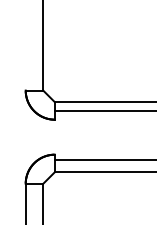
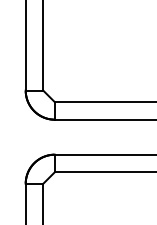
line: none -> present (25, 46)
line position: (103, 110) -> (103, 119) (103, 119)
line position: (103, 159) -> (103, 154) (103, 154)
